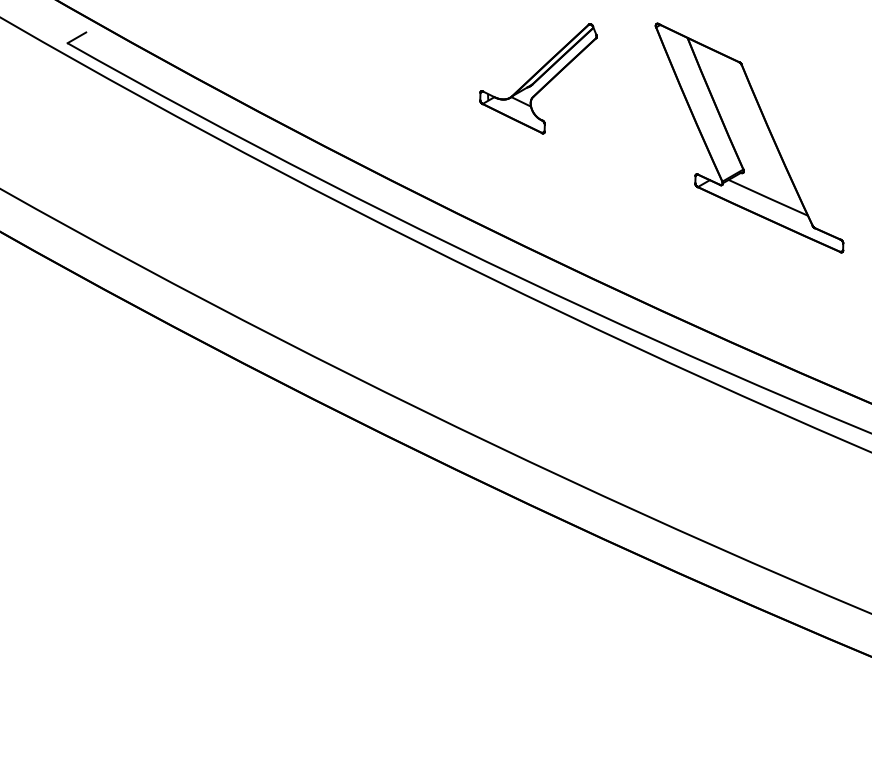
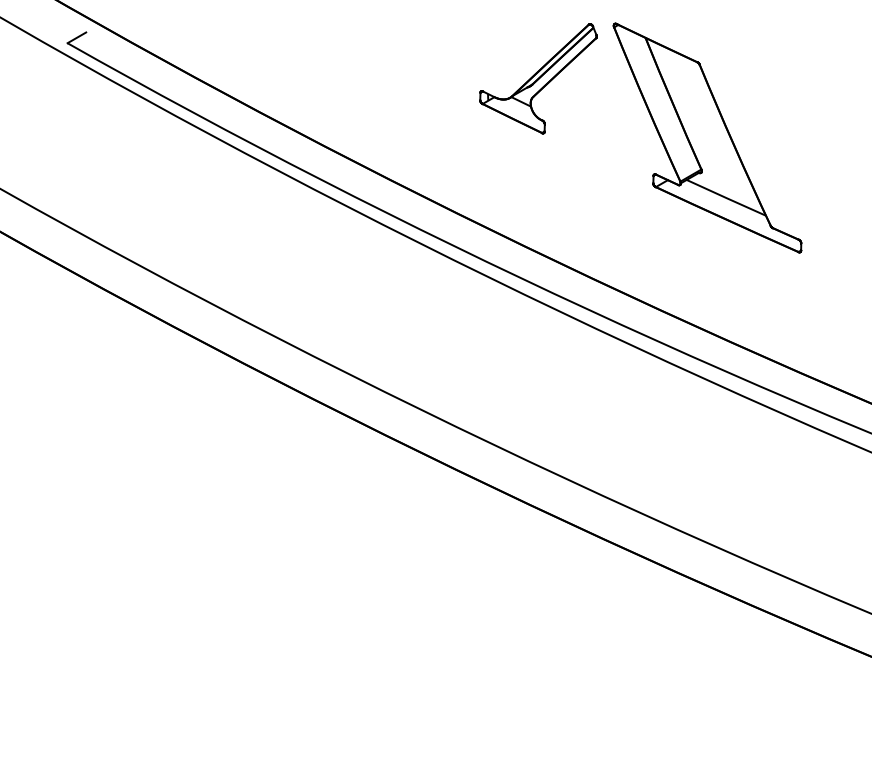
part position: (749, 137) -> (707, 137) (707, 137)
